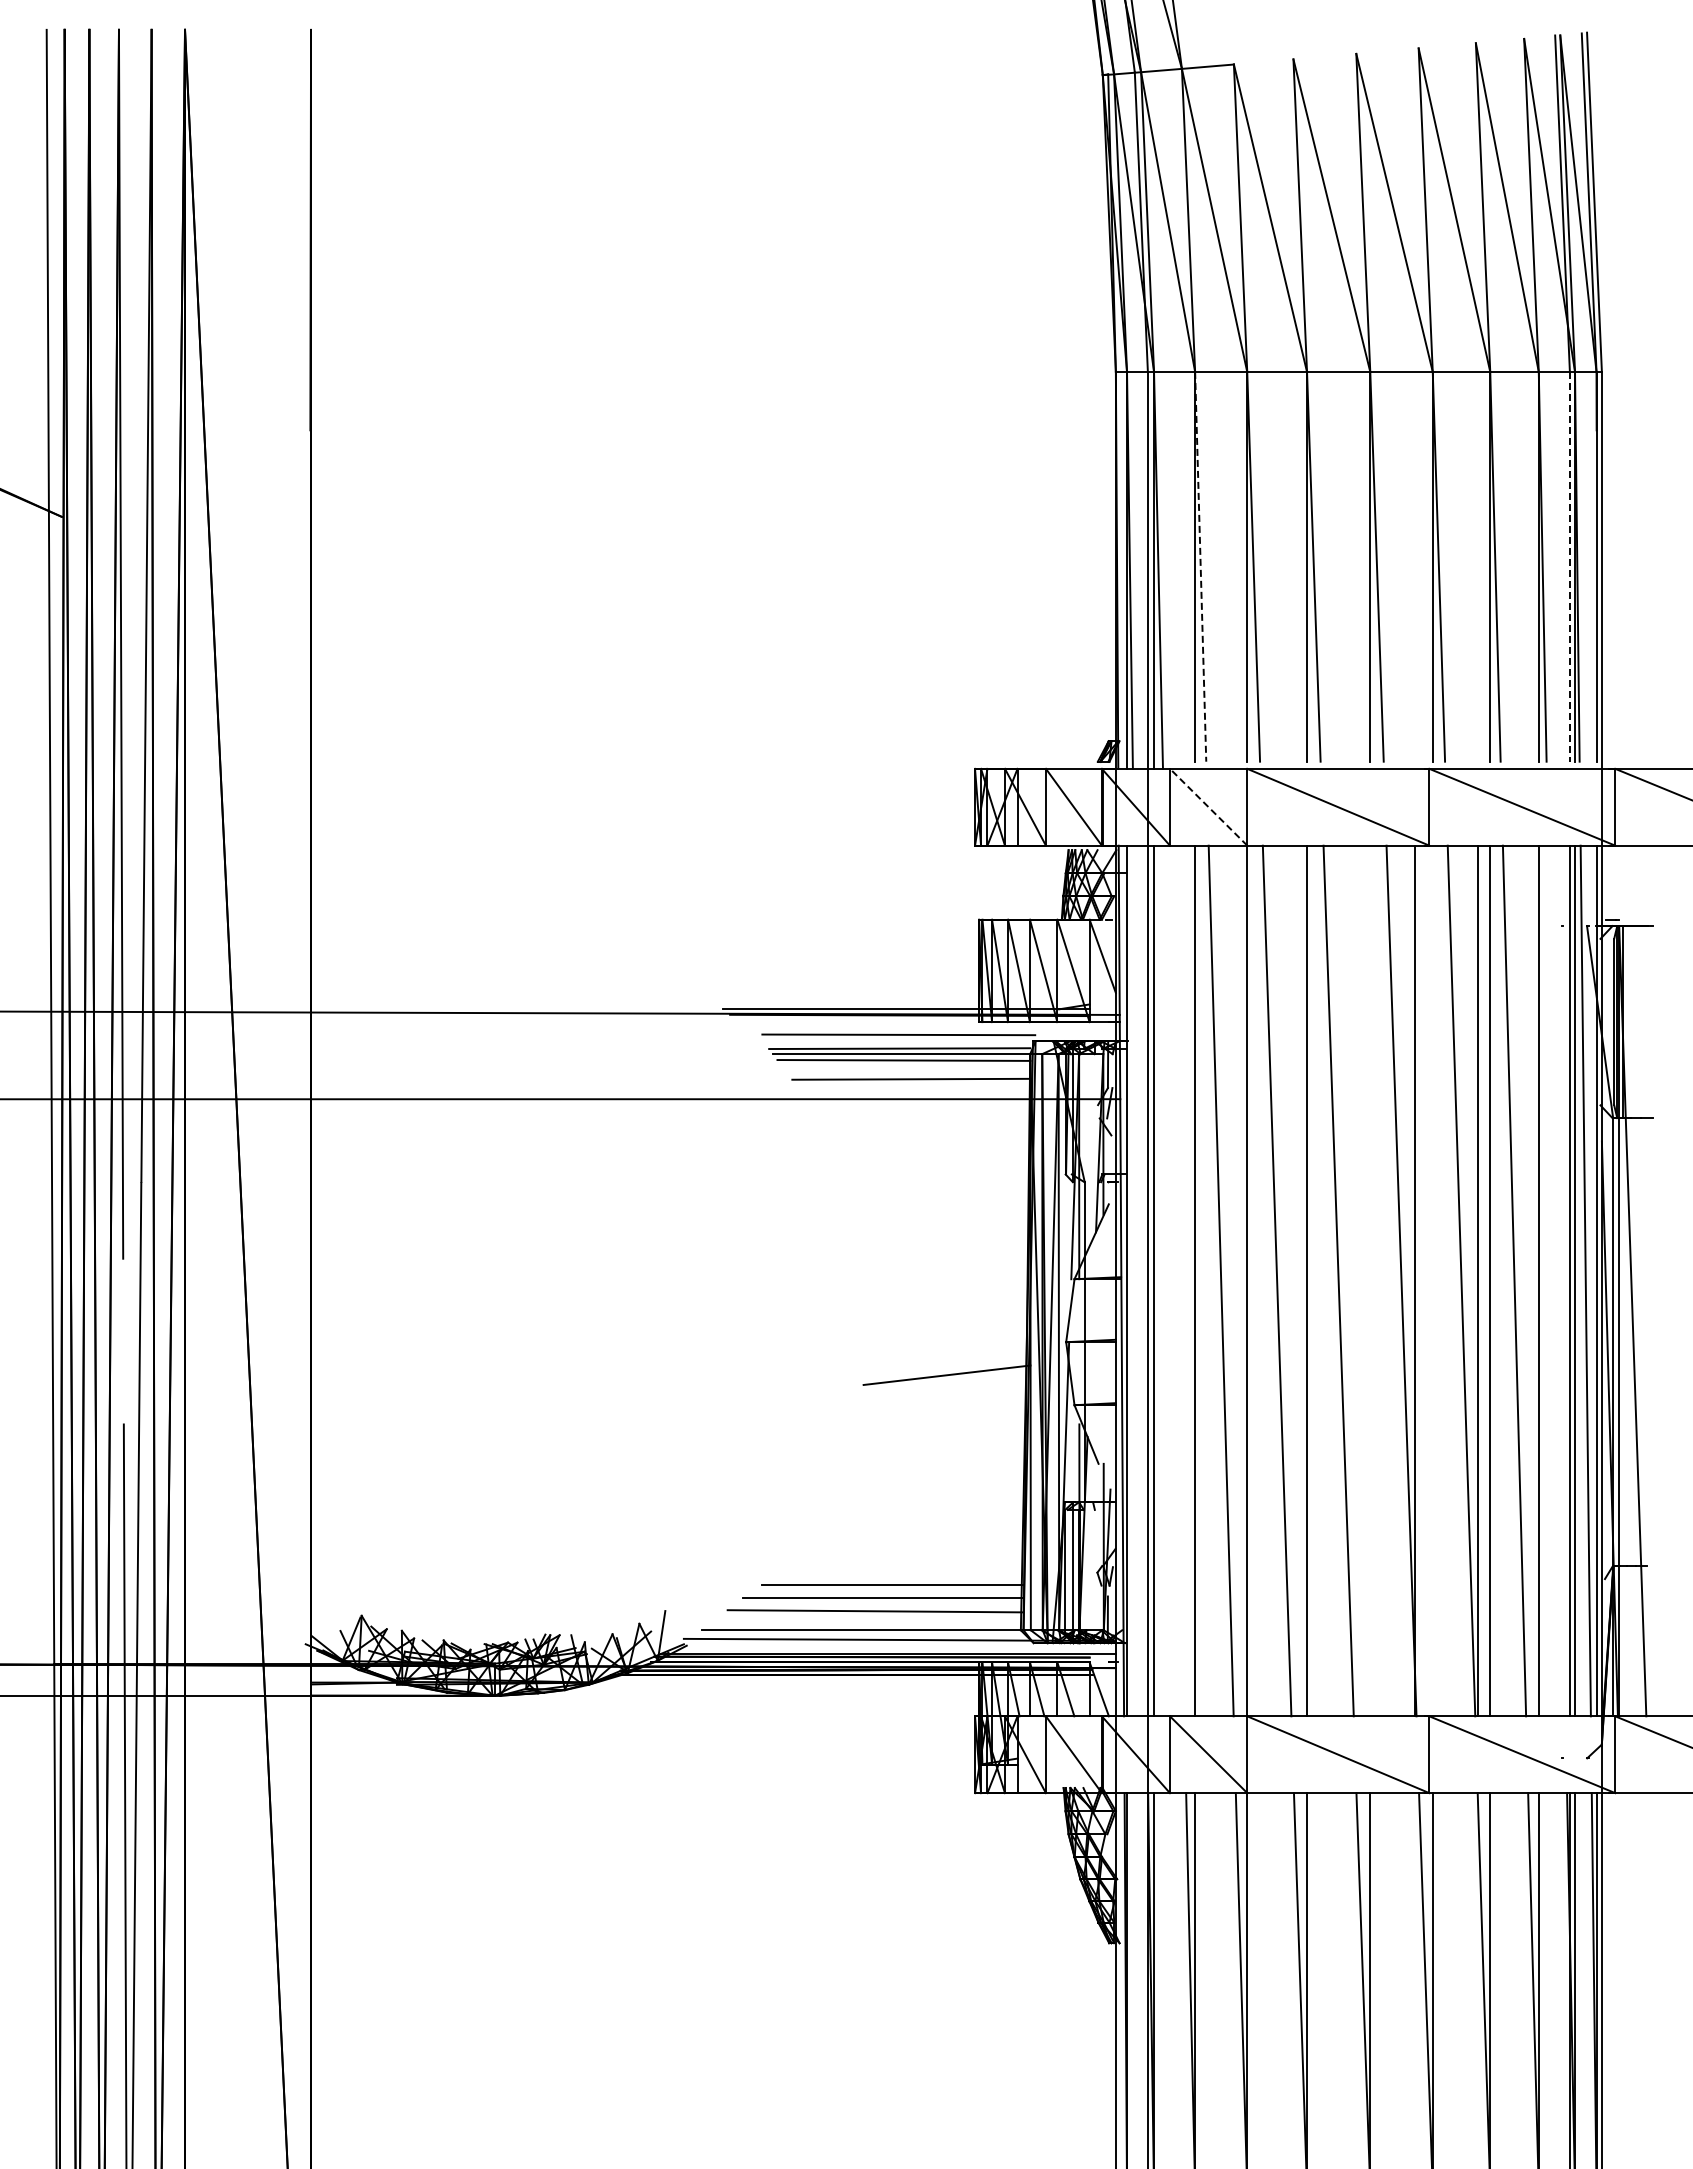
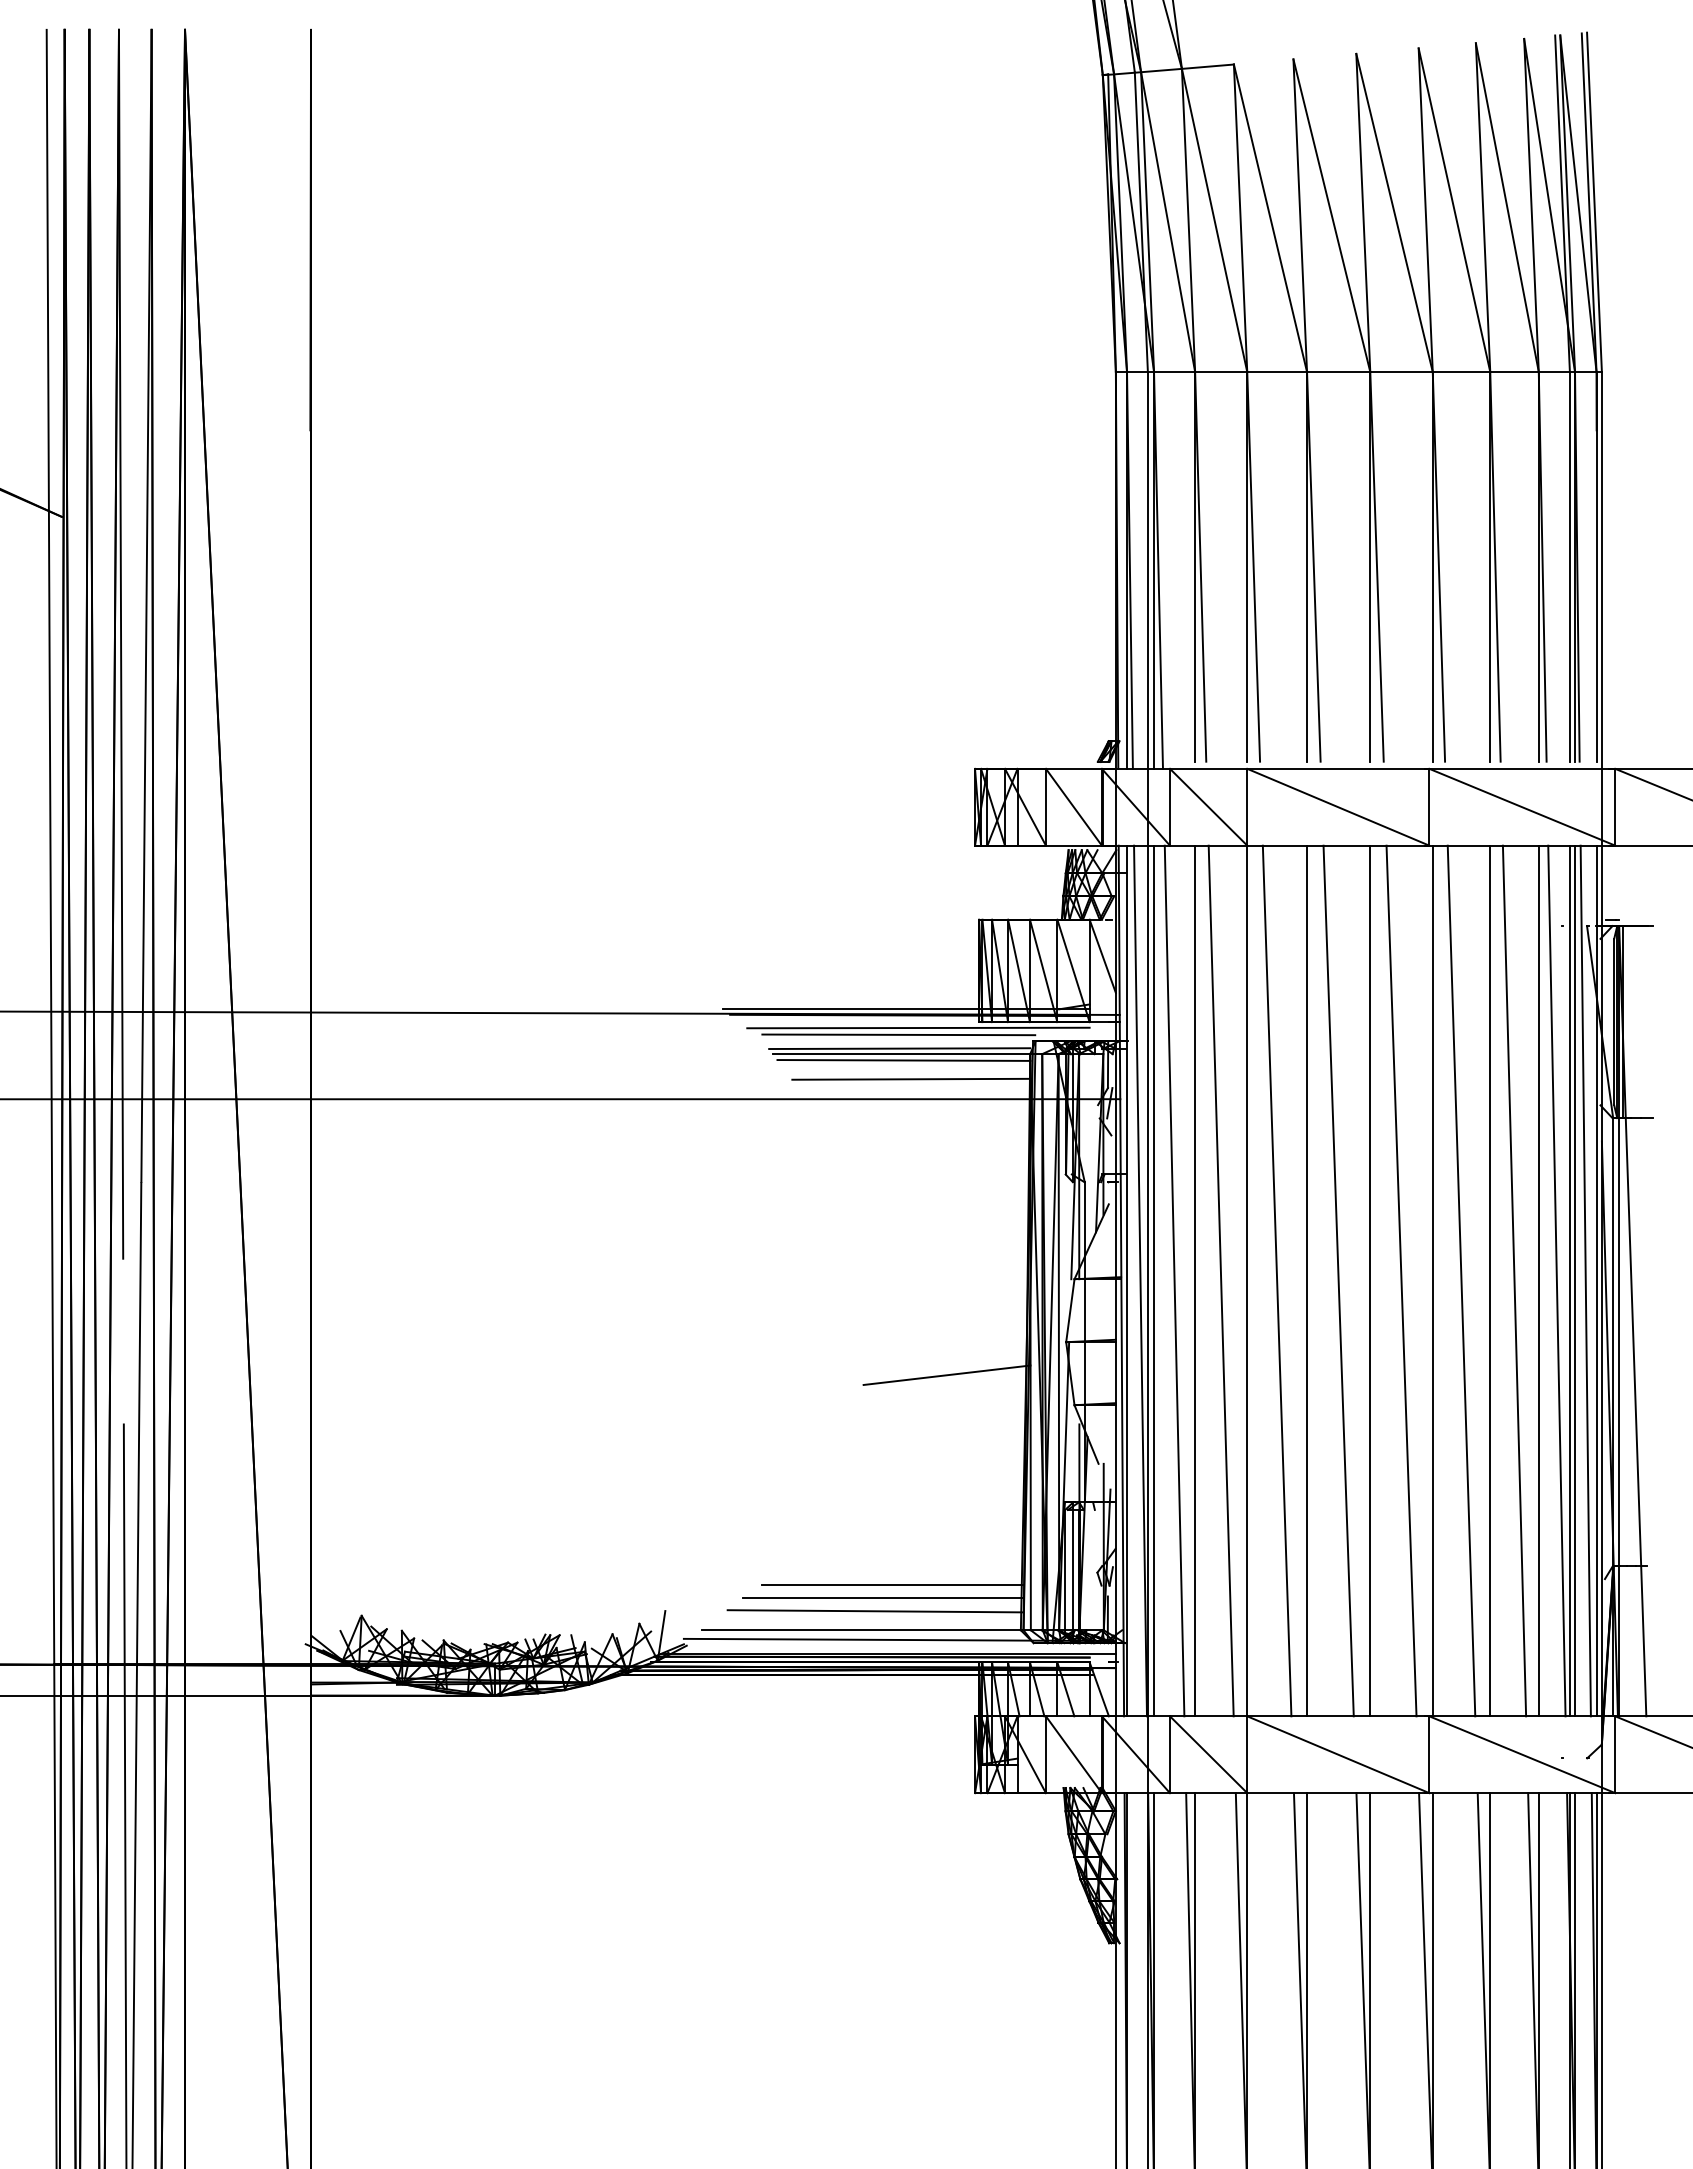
line: dashed -> solid (1200, 566)
line: dashed -> solid (1569, 566)
line: dashed -> solid (1208, 807)
line: none -> present (918, 1027)
line: none -> present (1140, 1280)
line: none -> present (1174, 1280)
line position: (1415, 1280) -> (1370, 1280) (1370, 1280)
line position: (1477, 1280) -> (1432, 1280) (1432, 1280)
line: none -> present (1556, 1280)
